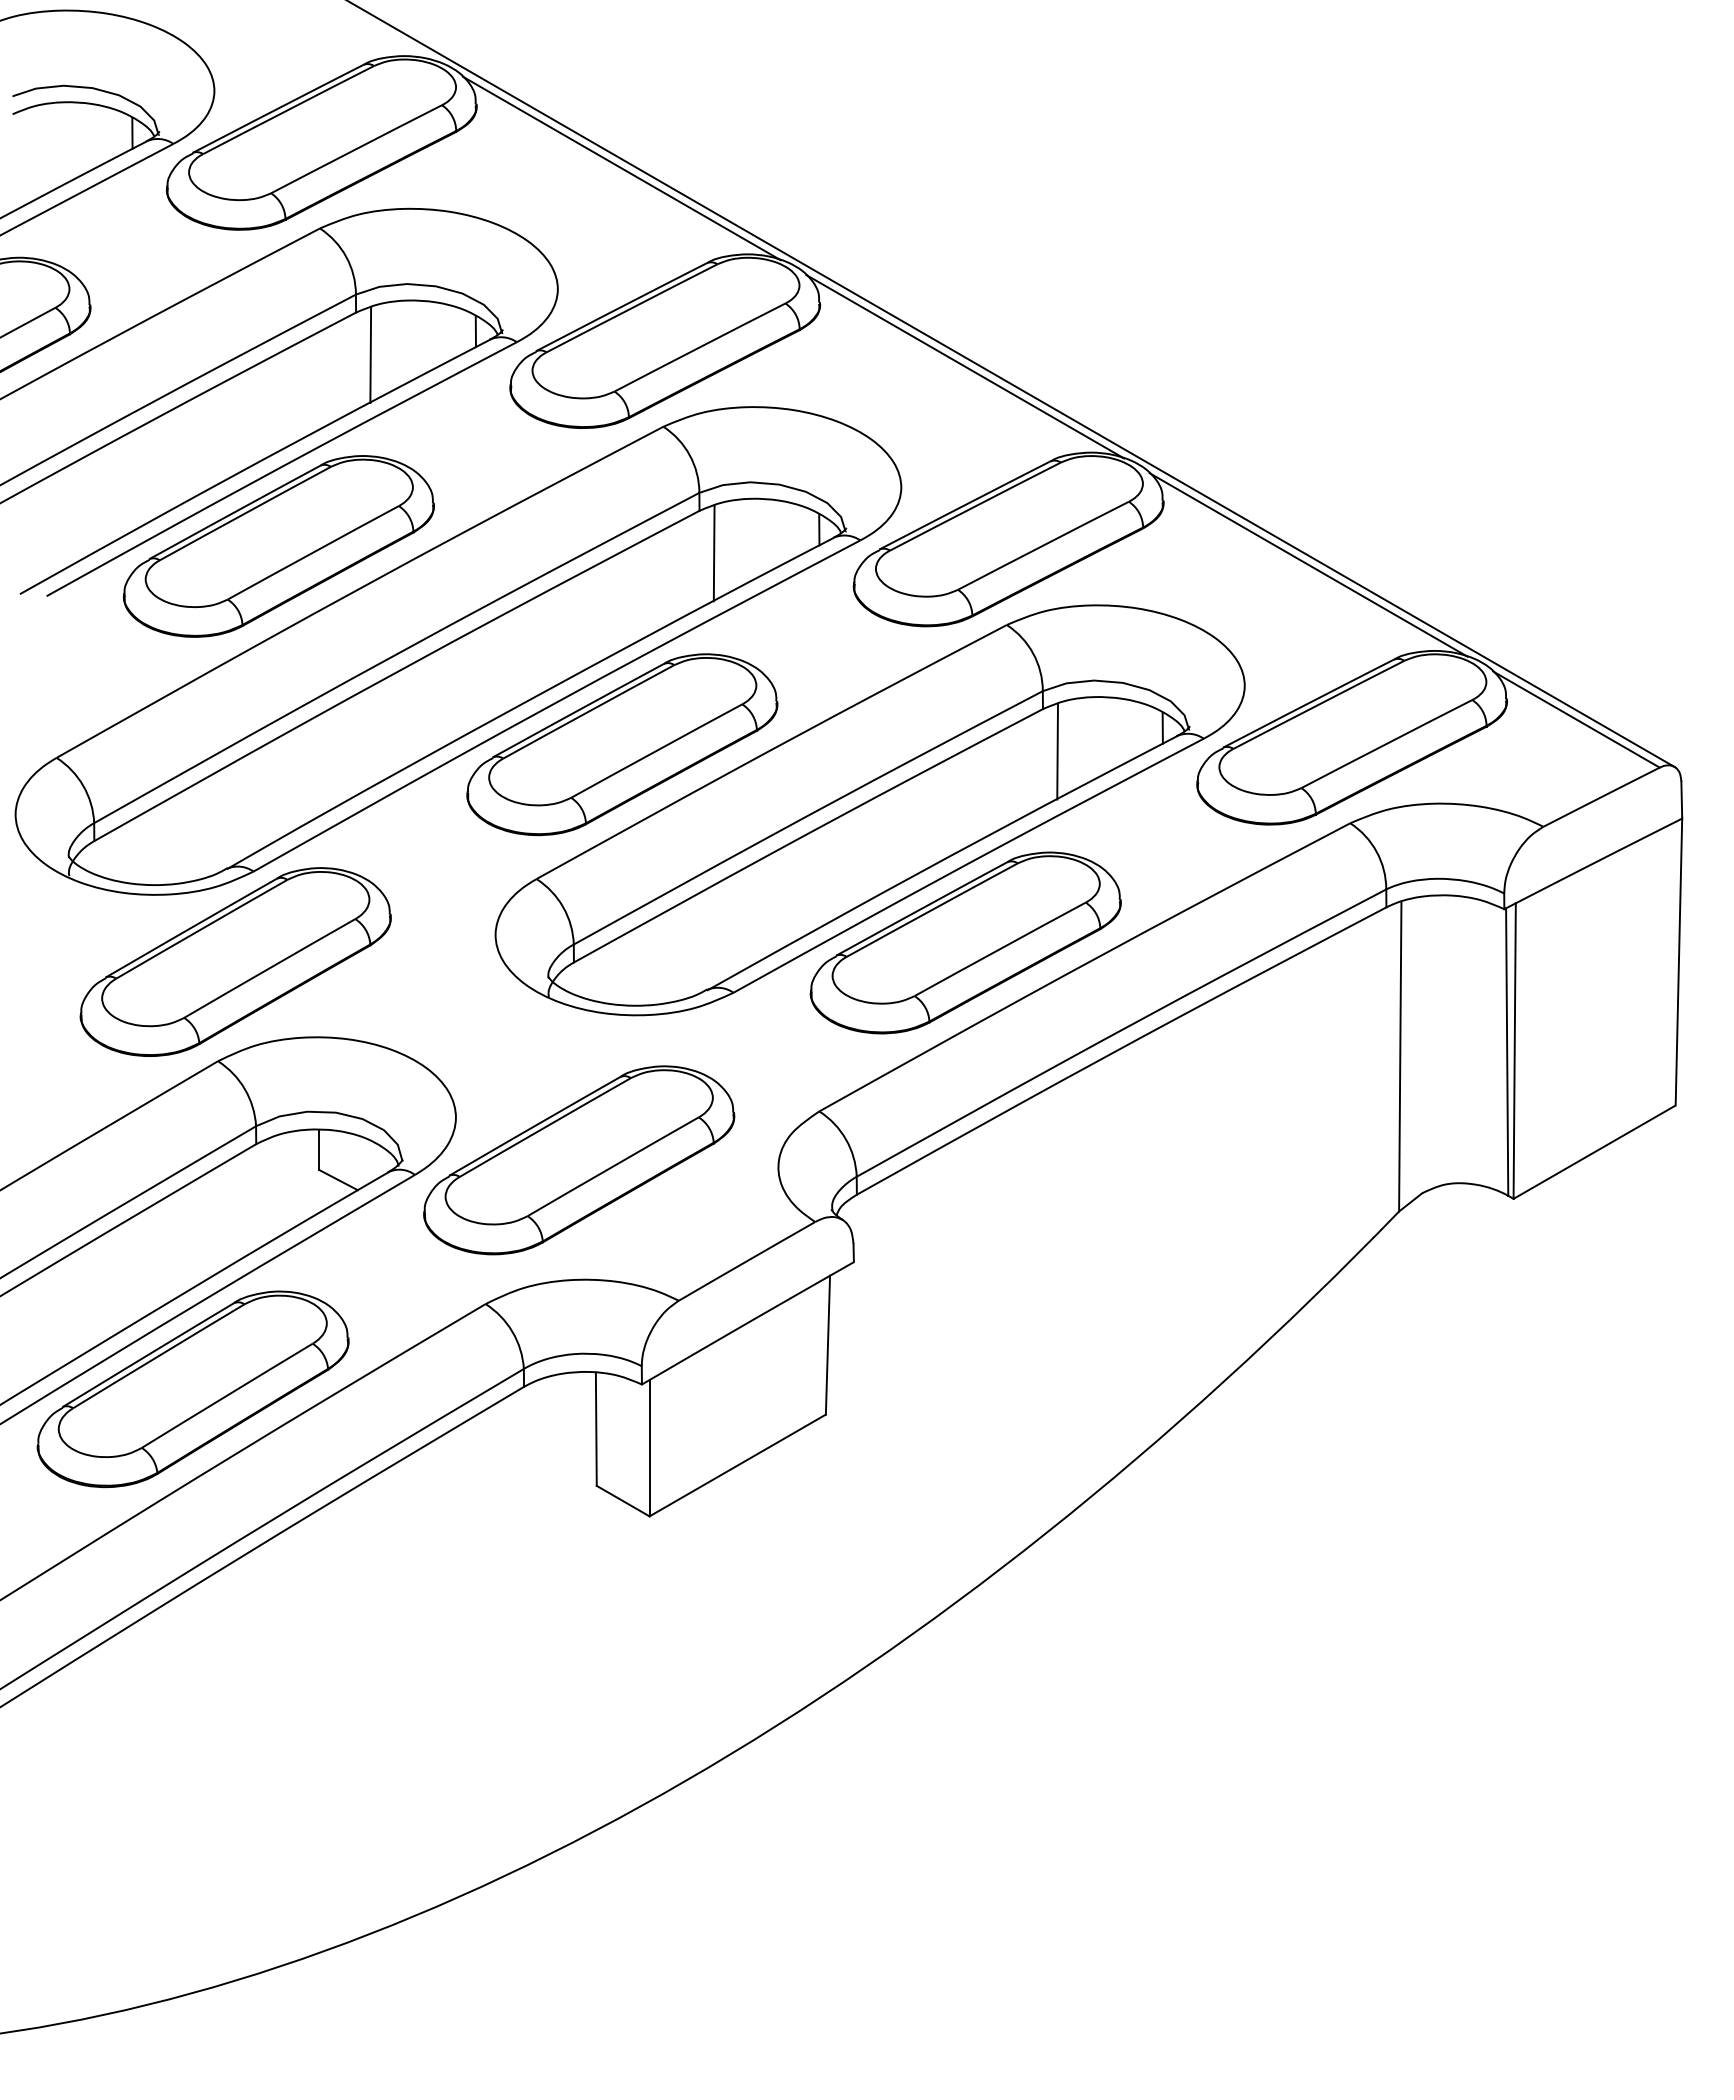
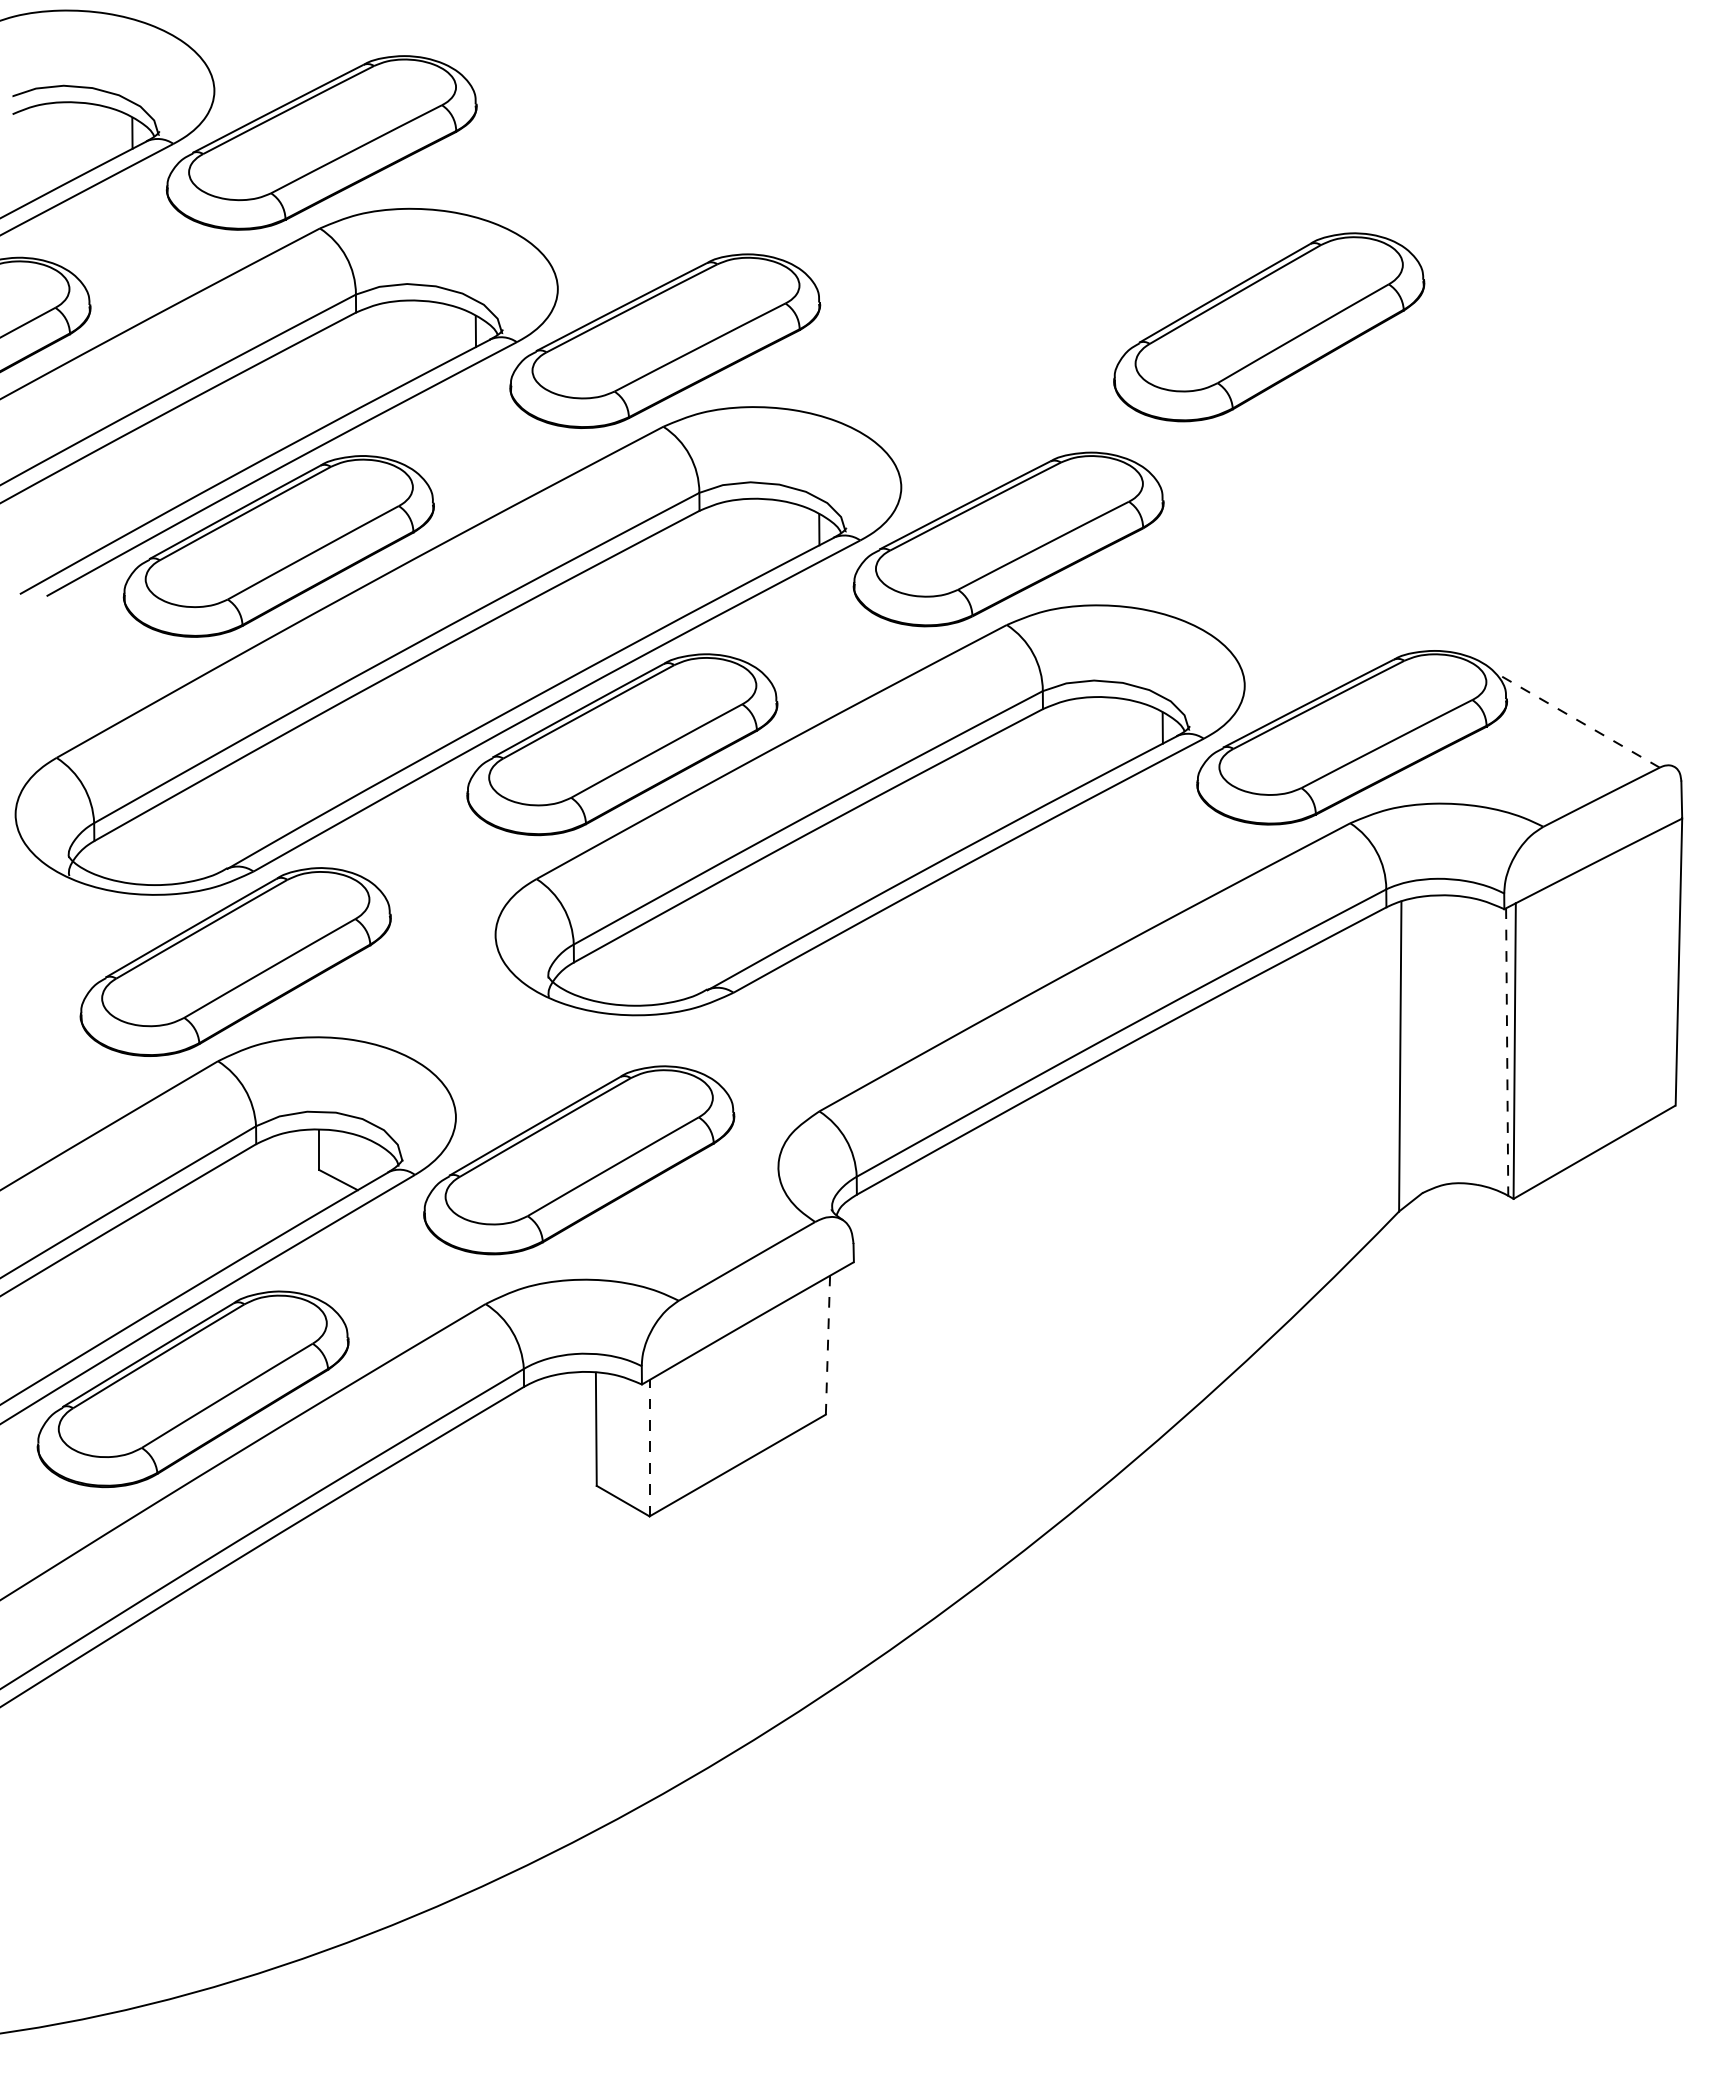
line: present -> none (621, 168)
part: none -> present (1269, 327)
line: present -> none (370, 354)
line: present -> none (965, 366)
line: present -> none (1012, 384)
line: present -> none (713, 553)
line: present -> none (1308, 564)
line: solid -> dashed (1576, 719)
line: present -> none (1057, 751)
part: present -> none (965, 942)
line: solid -> dashed (1507, 1052)
line: solid -> dashed (827, 1344)
line: solid -> dashed (649, 1447)
